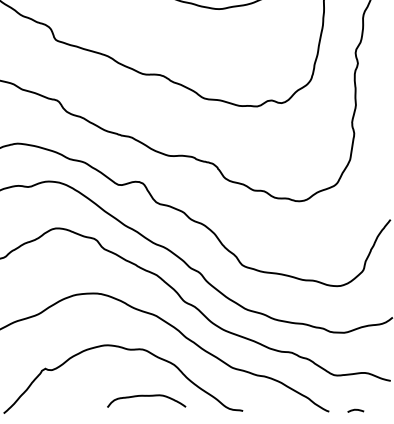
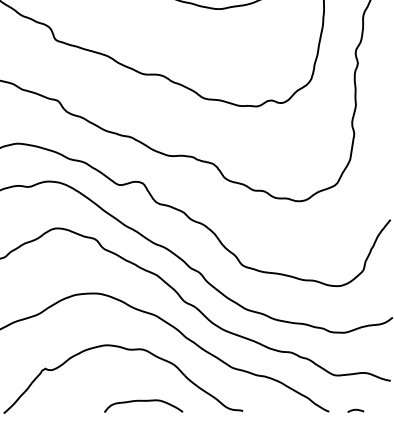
curve position: (146, 396) -> (143, 401) (143, 401)
